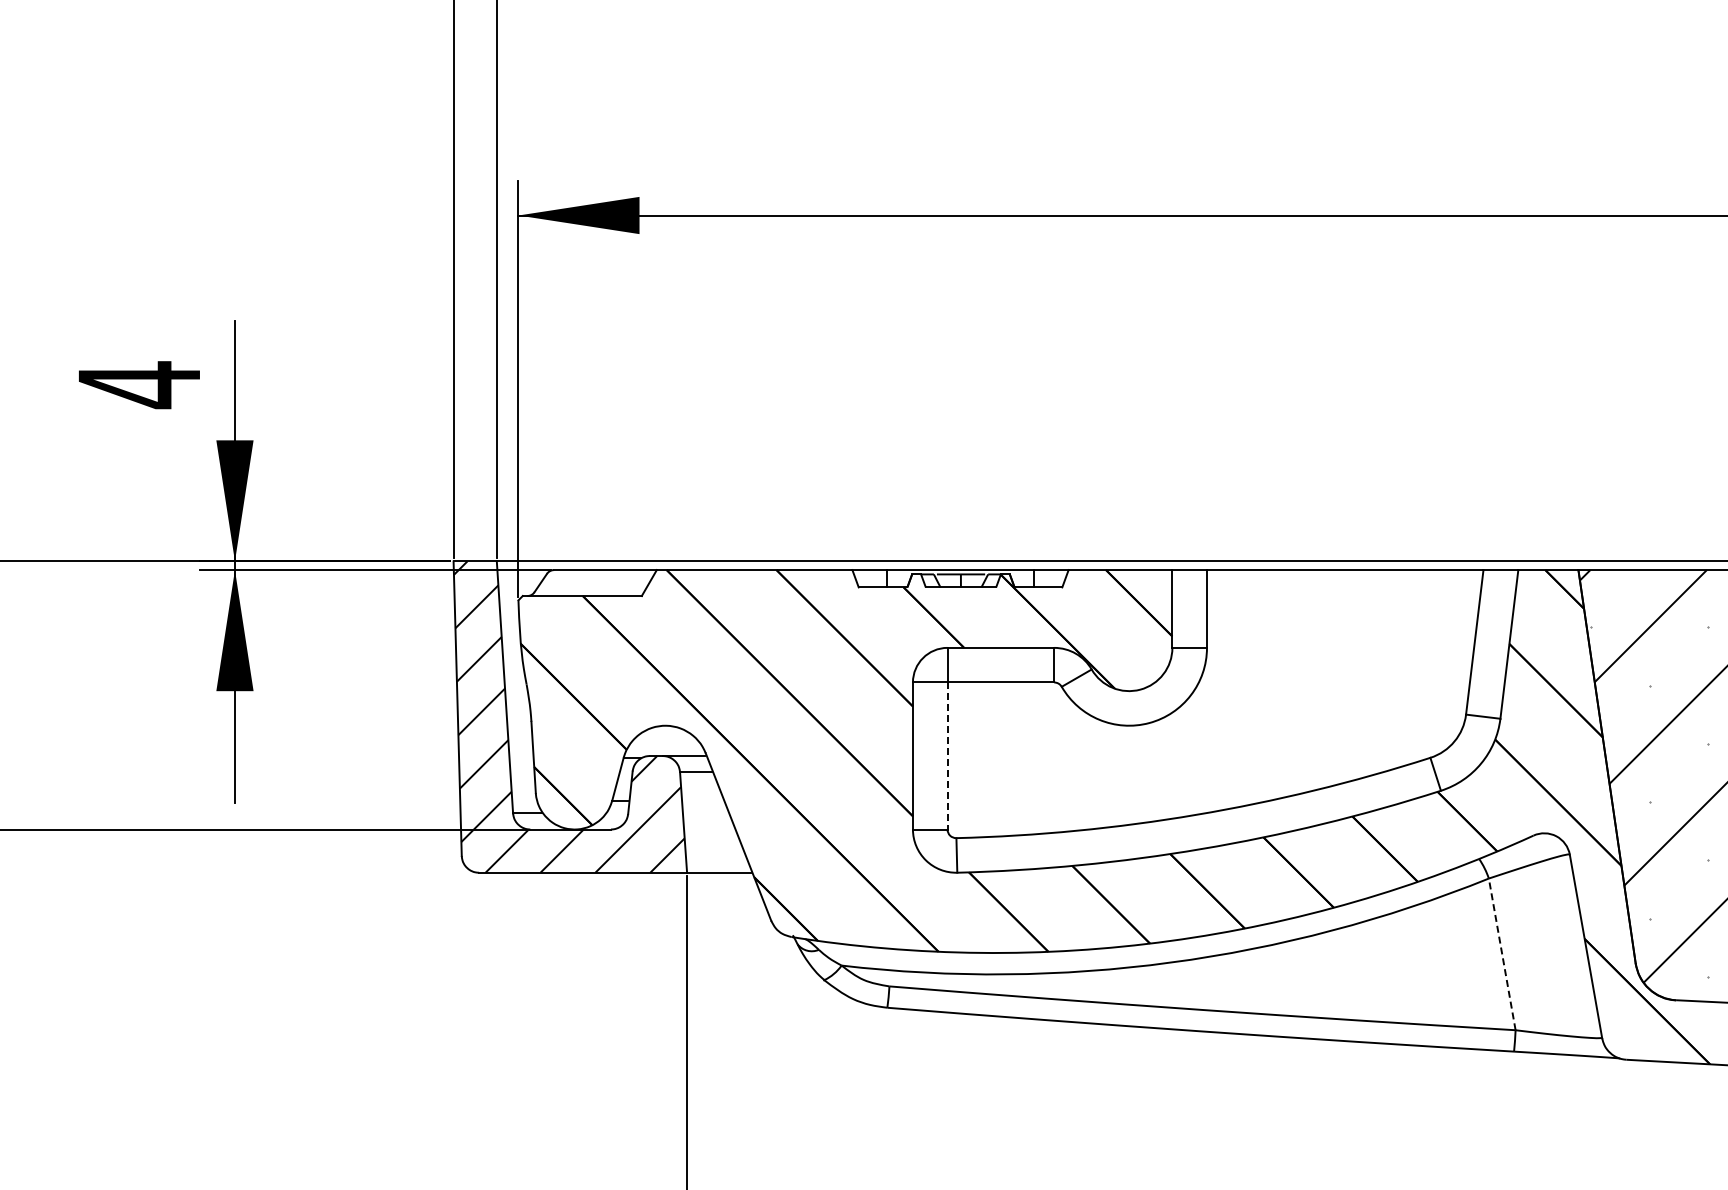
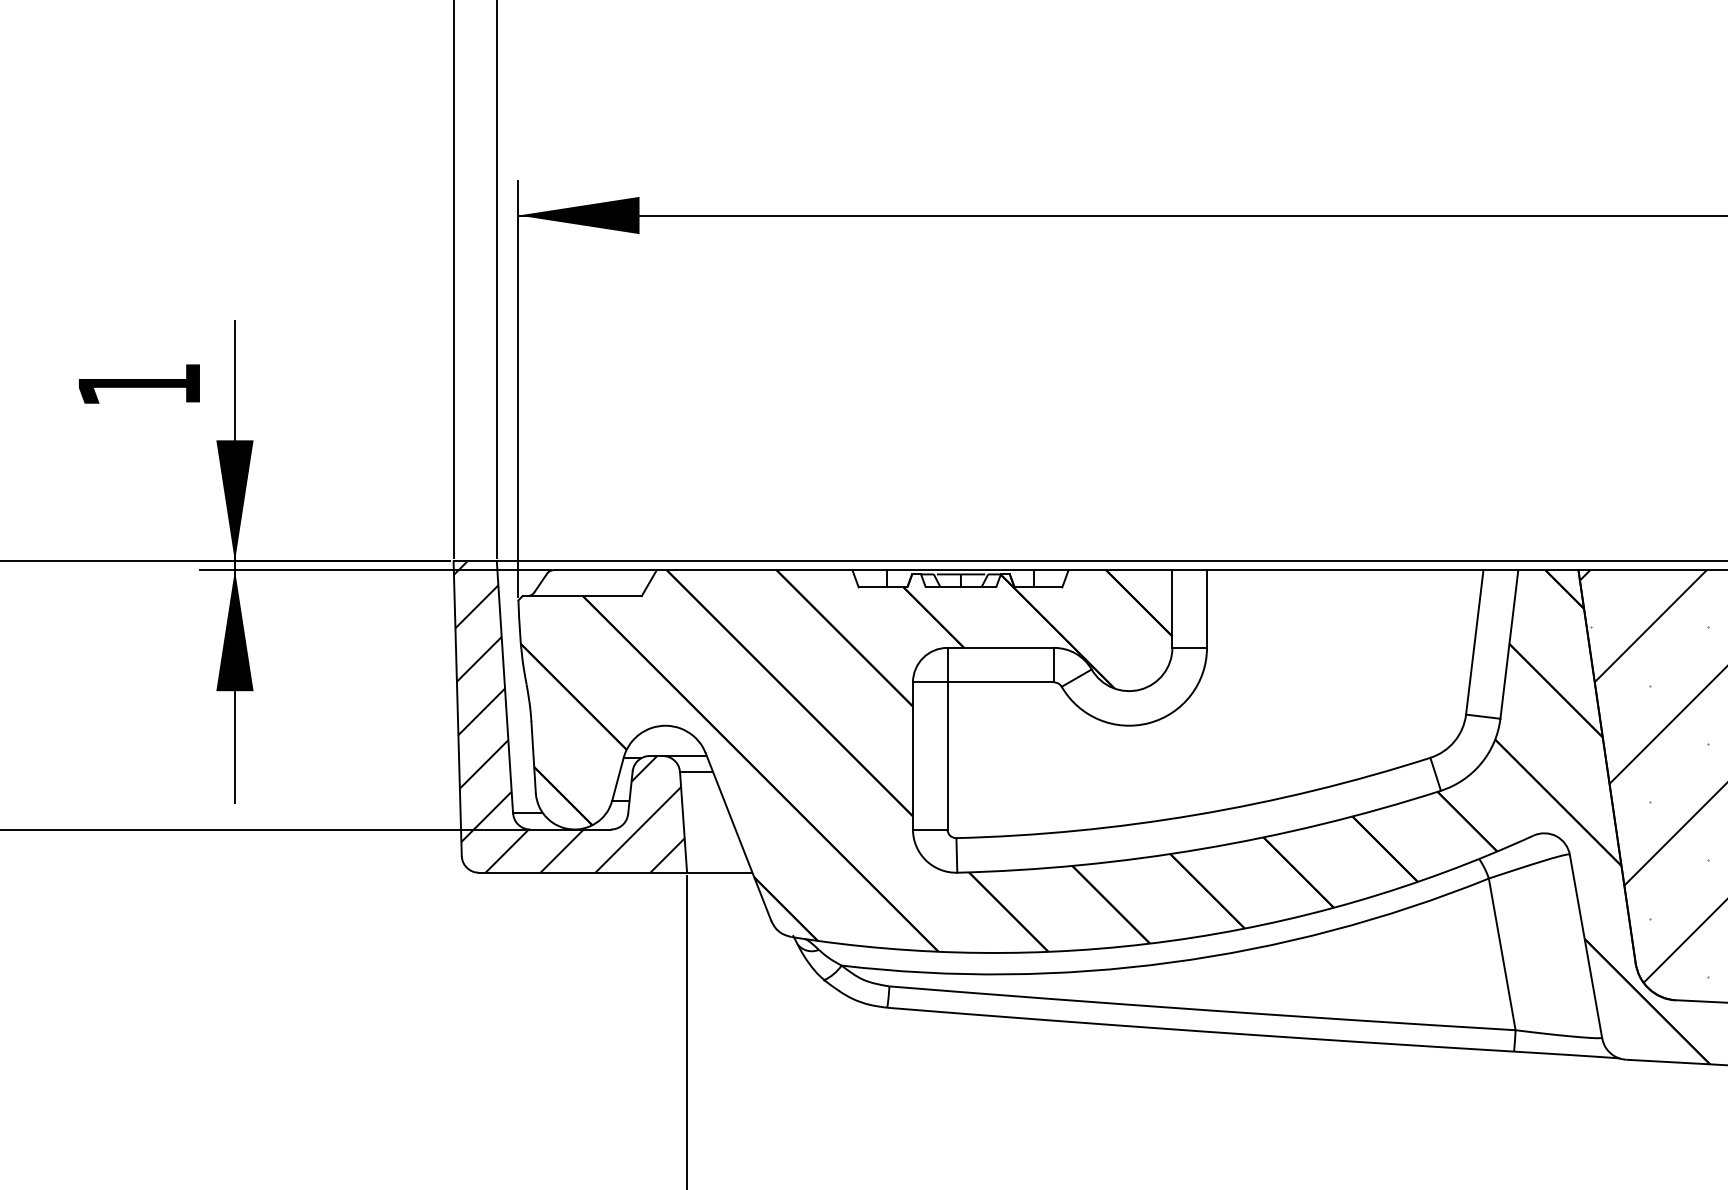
text: 4 -> 1 (138, 385)
line: dashed -> solid (947, 755)
line: dashed -> solid (1502, 953)
